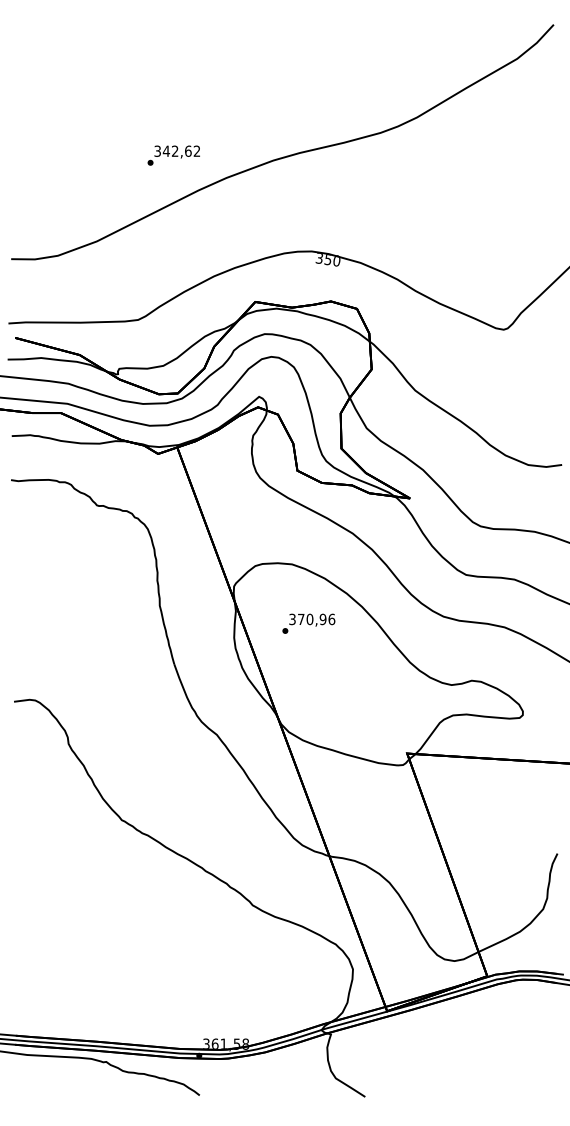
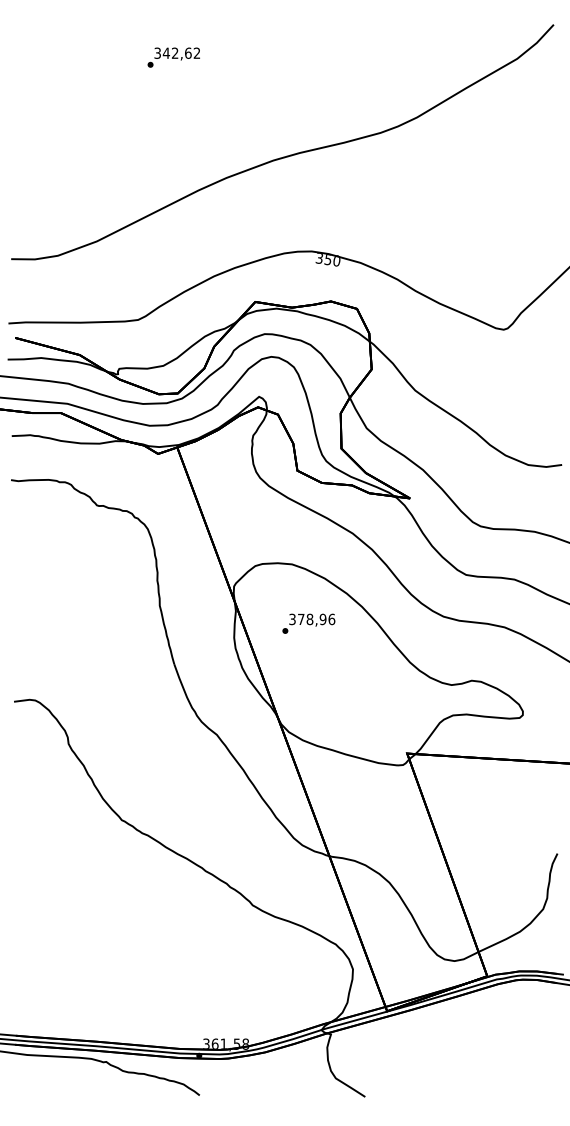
text position: (173, 155) -> (173, 57) (173, 57)
text: 370,96 -> 378,96 (309, 619)
